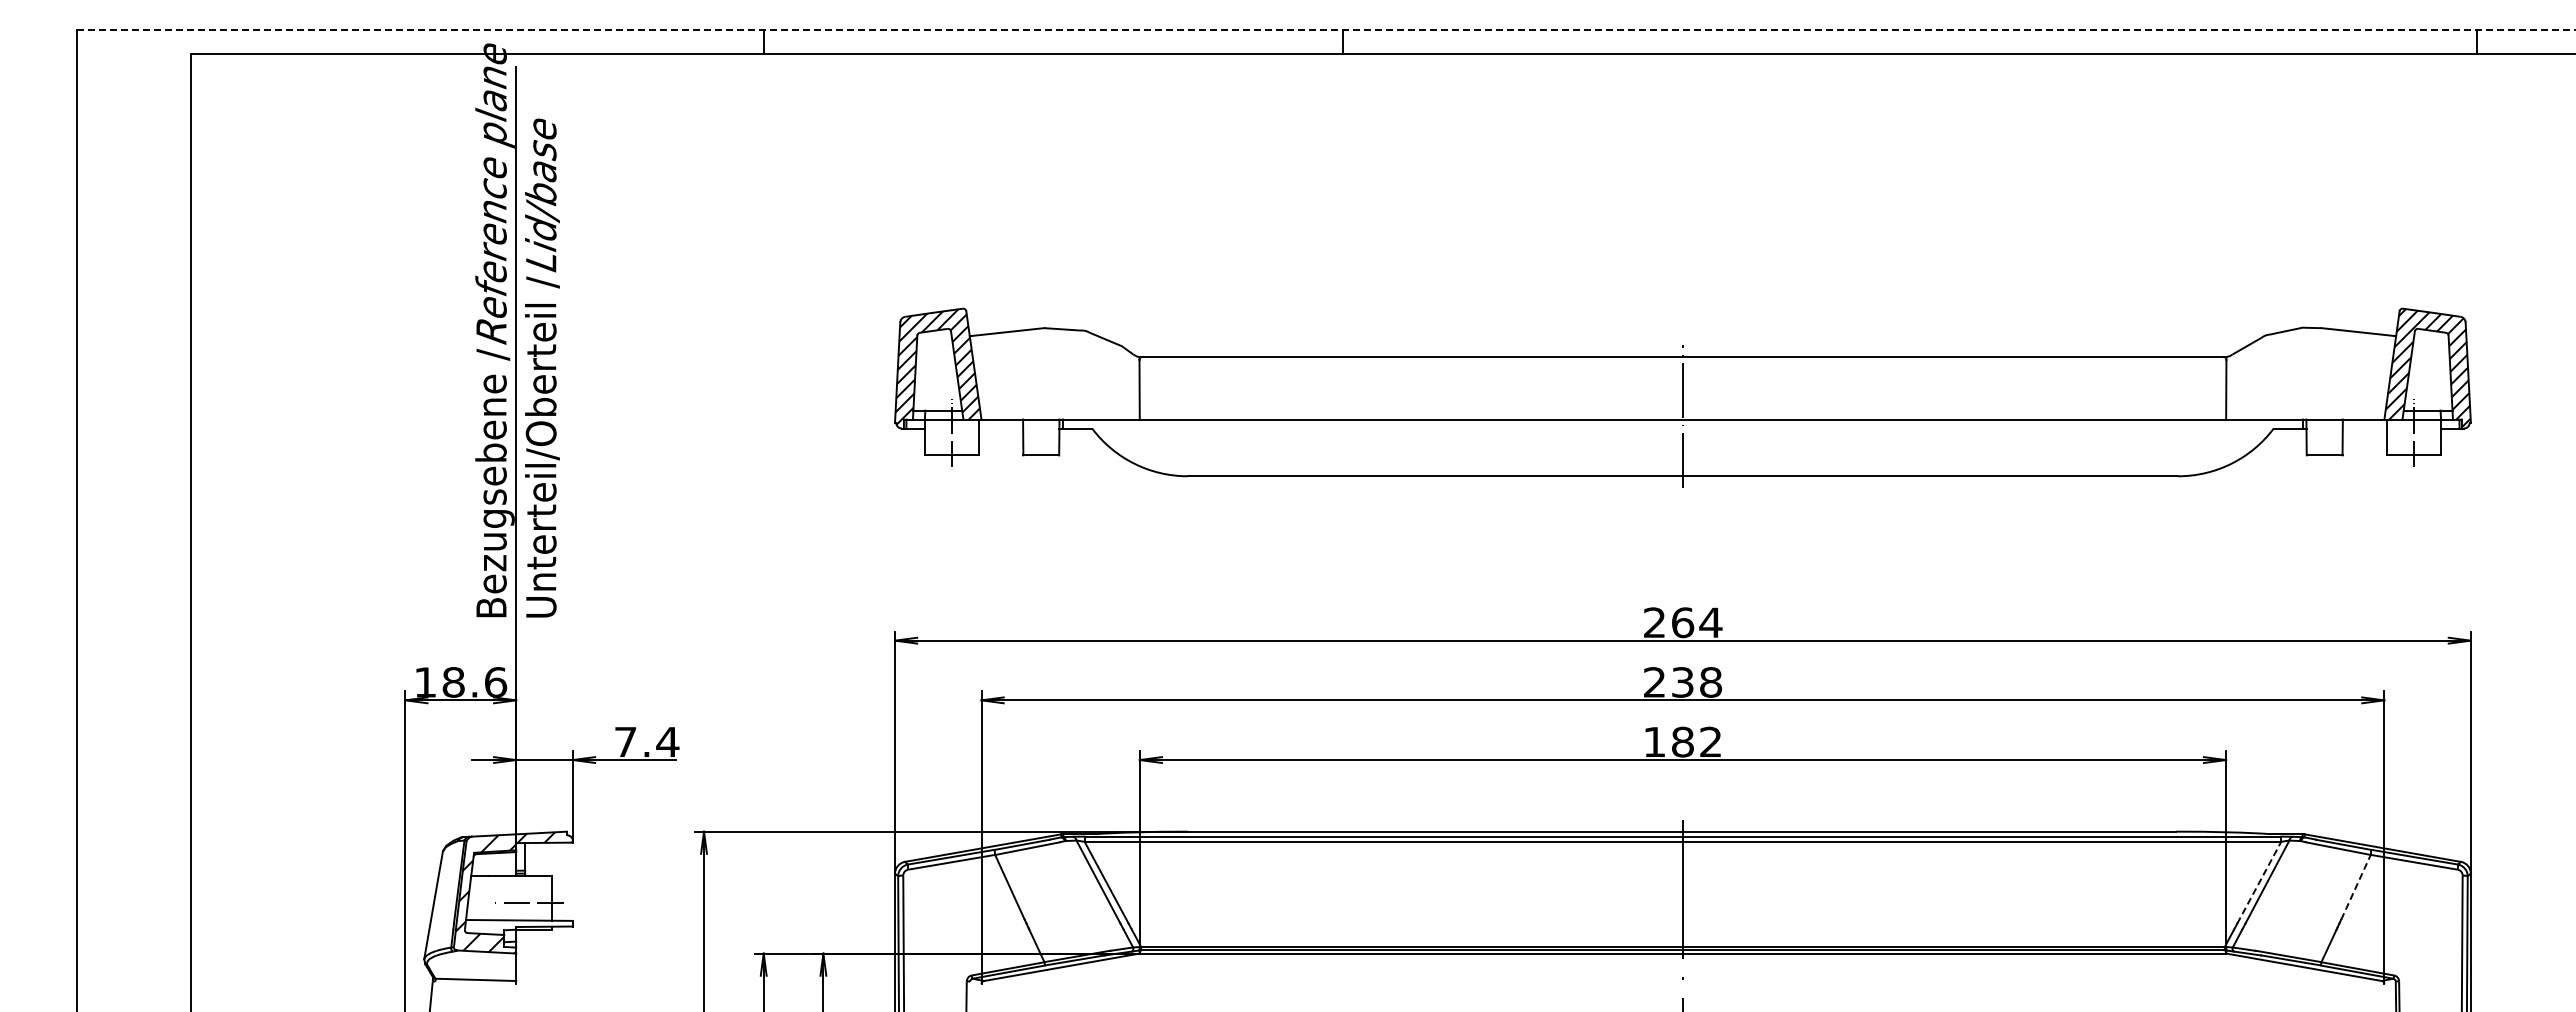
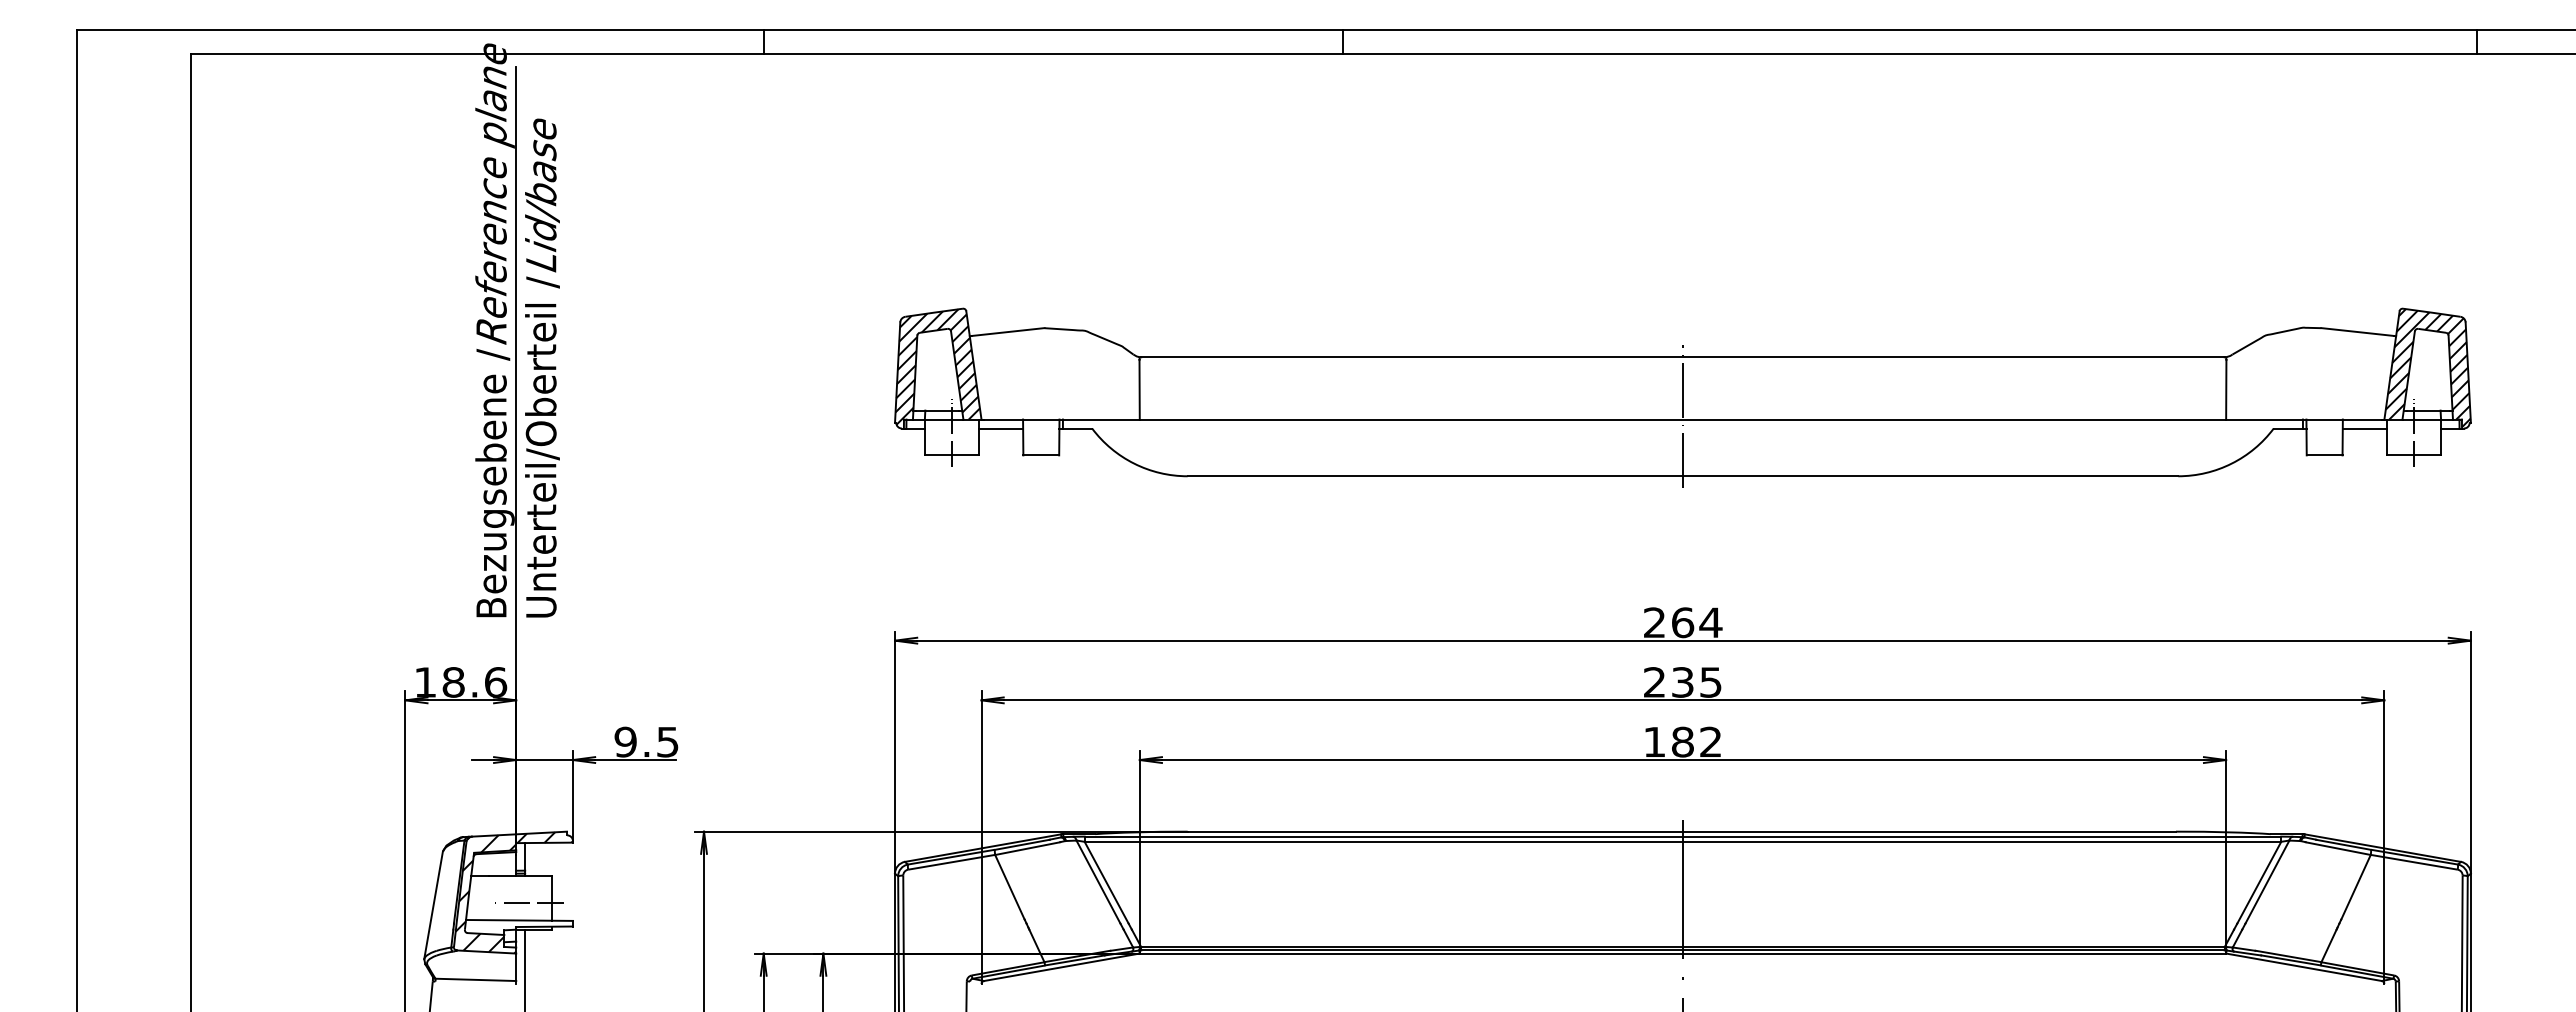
line: dashed -> solid (1326, 30)
line: none -> present (1000, 428)
line: none -> present (2364, 428)
text: 238 -> 235 (1711, 682)
text: 7.4 -> 9.5 (646, 741)
line: dashed -> solid (2259, 882)
line: dashed -> solid (2356, 887)
line: none -> present (525, 968)
